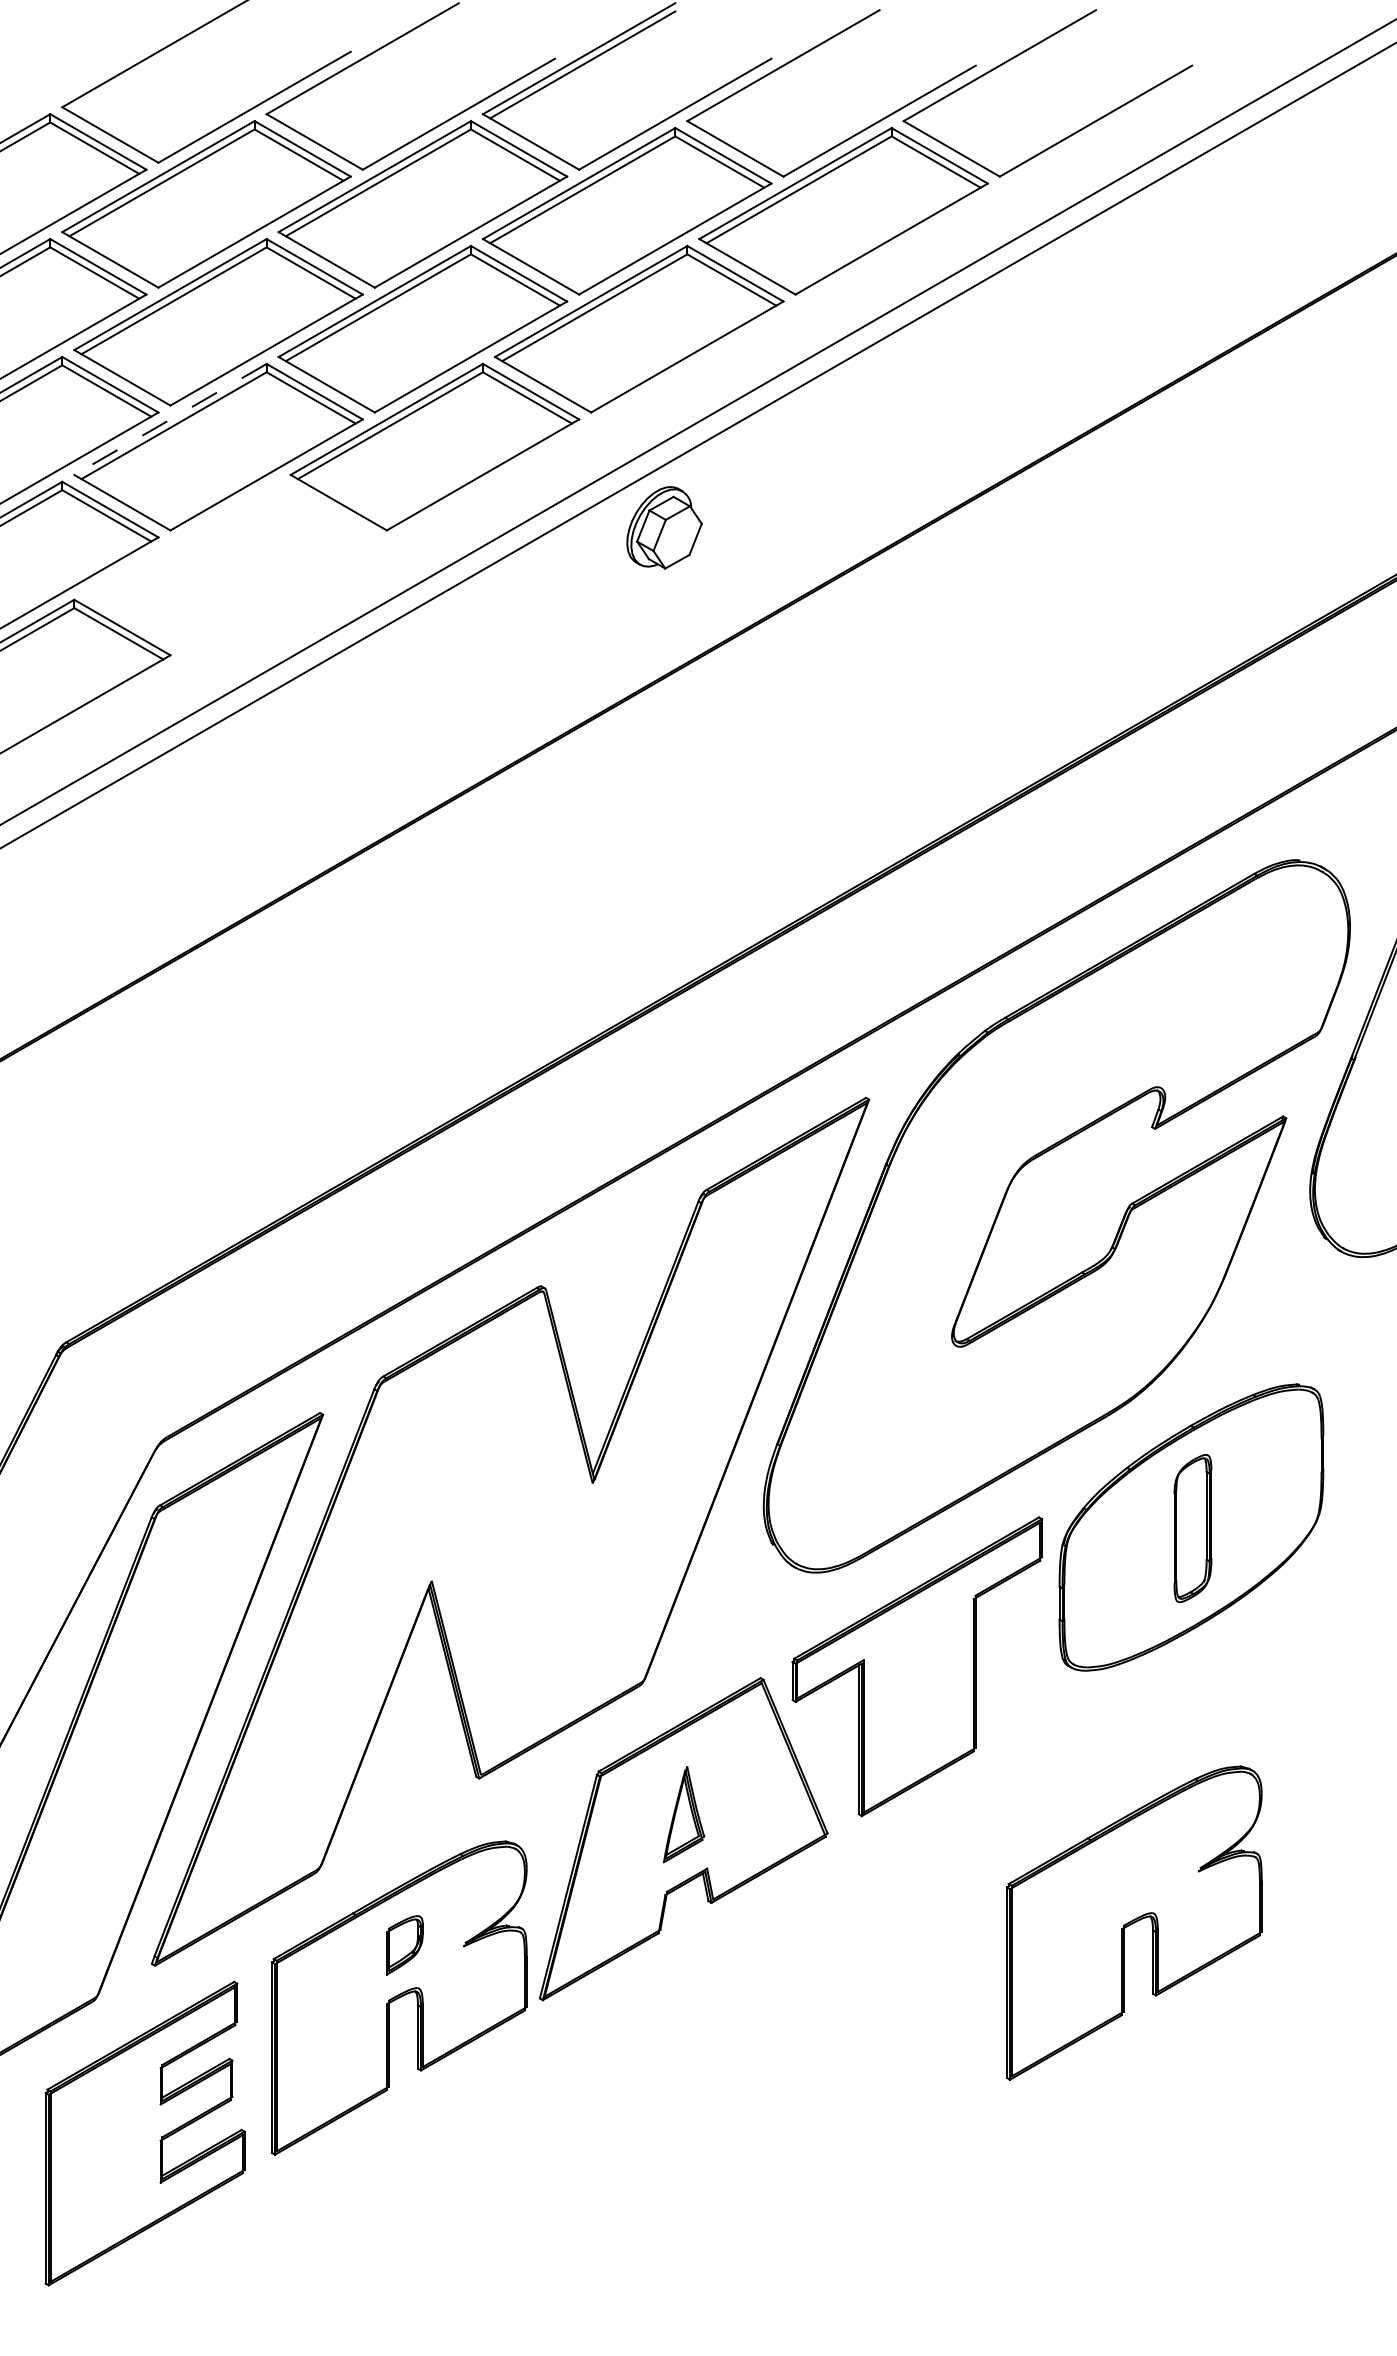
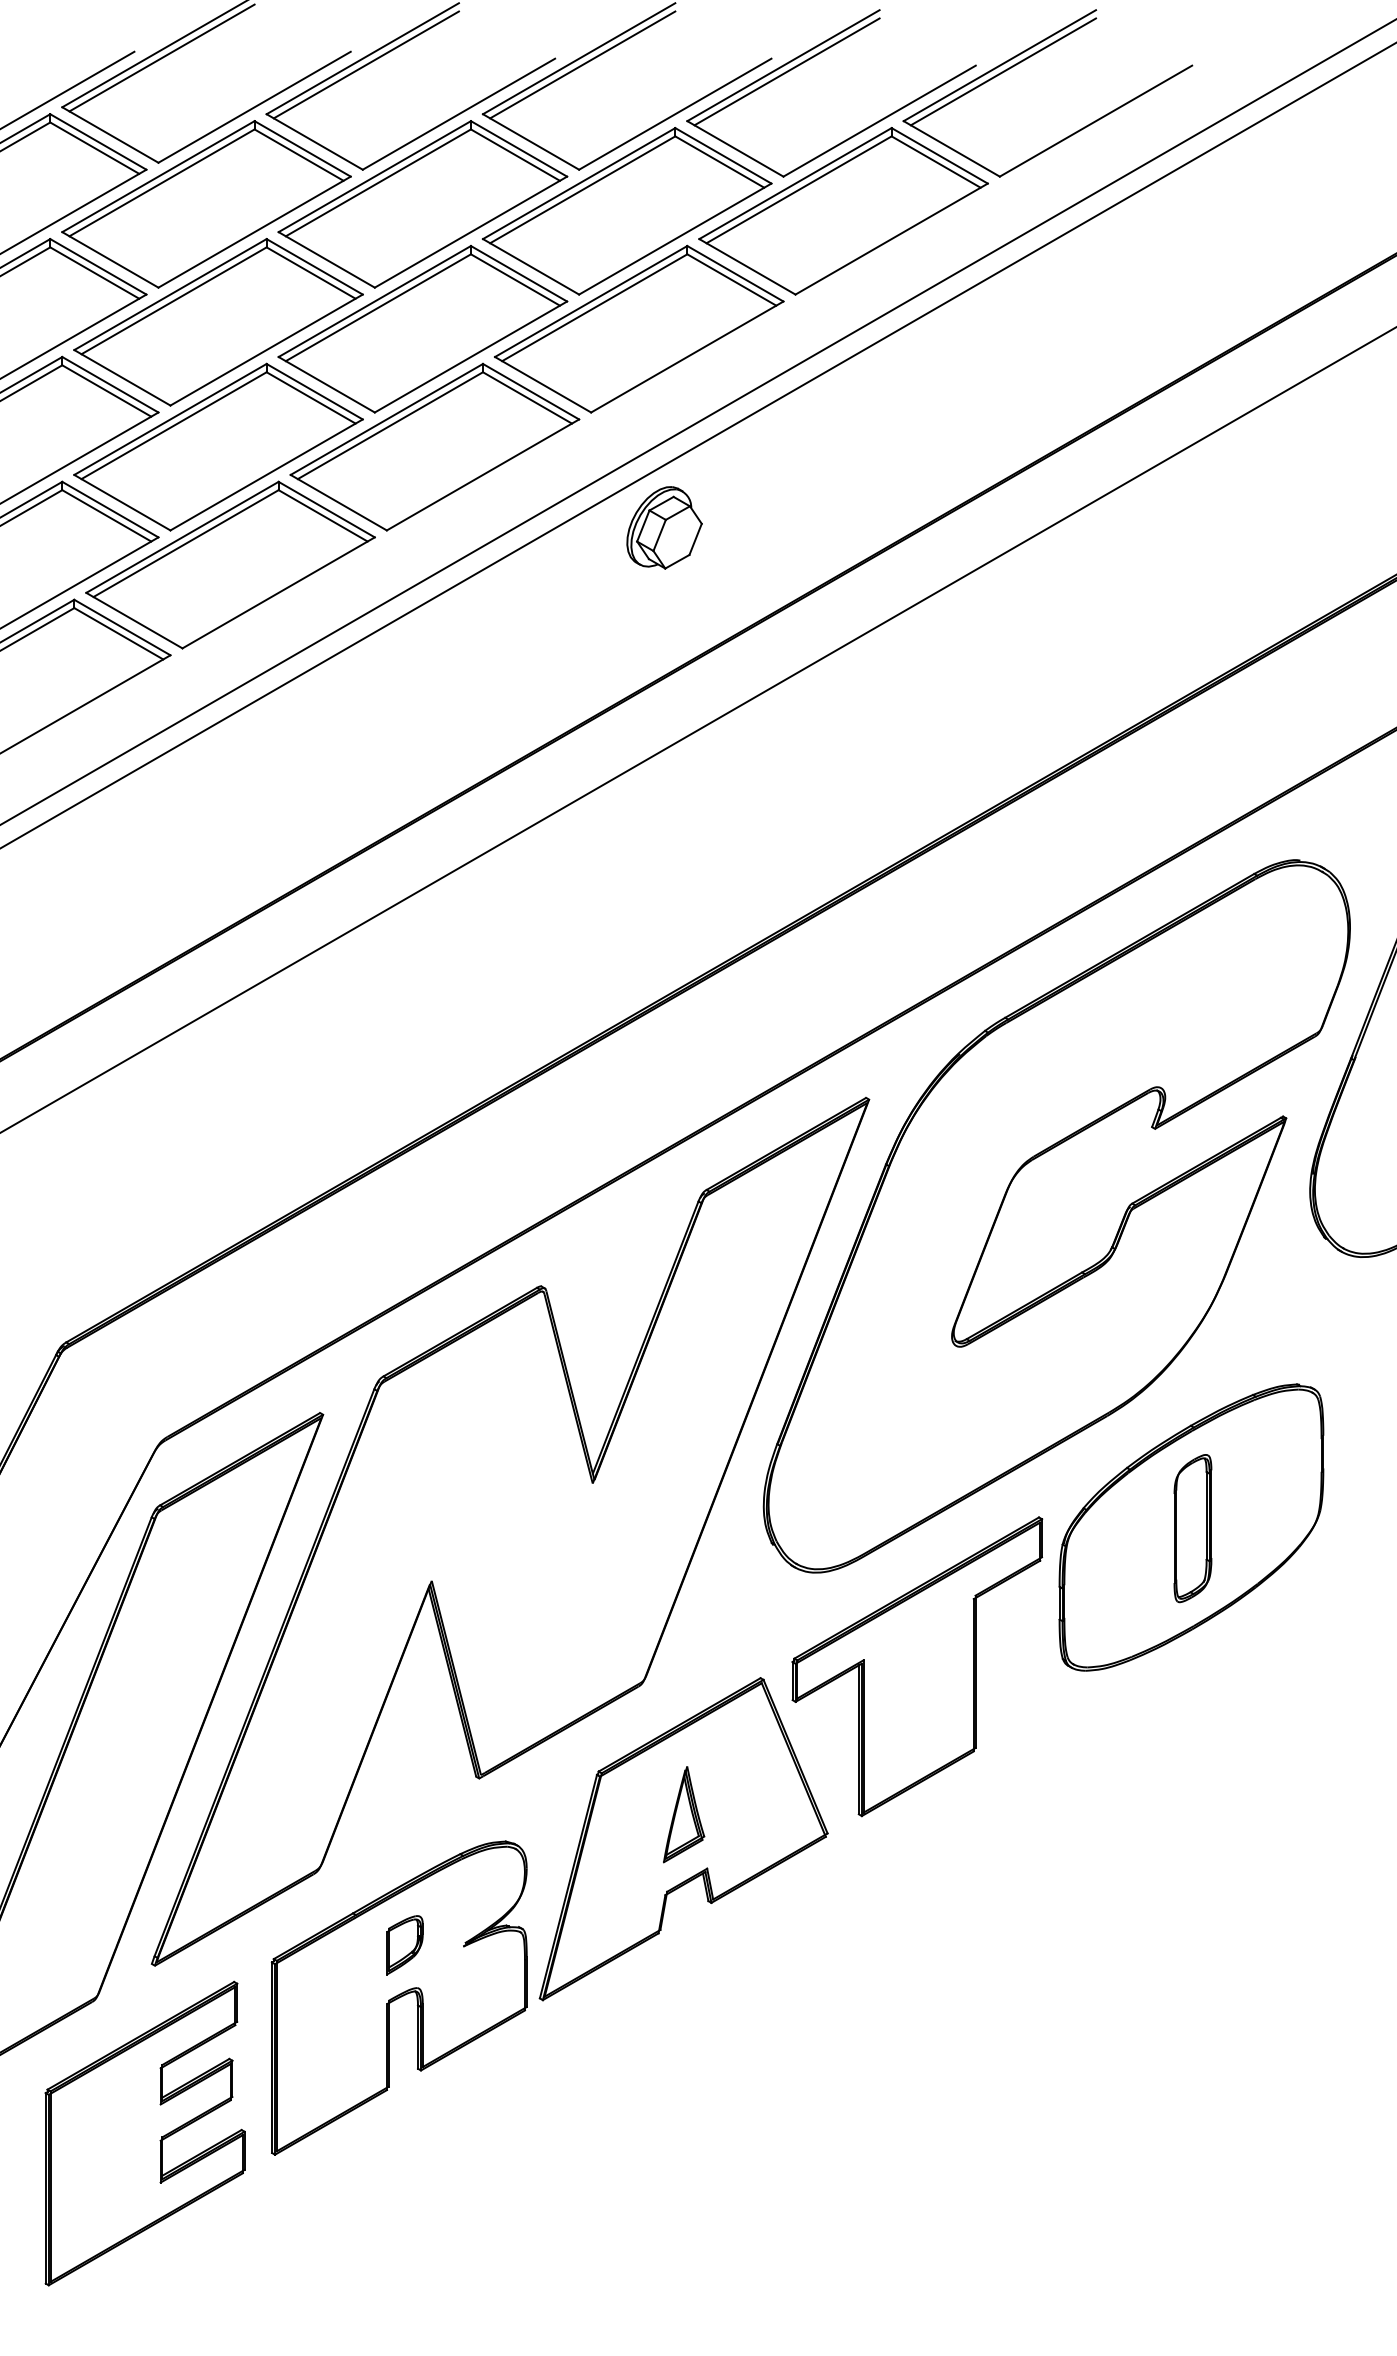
line: none -> present (161, 57)
line: none -> present (365, 64)
line: none -> present (786, 71)
line: none -> present (1003, 71)
line: none -> present (68, 89)
line: dashed -> solid (170, 419)
part: none -> present (230, 564)
line: none -> present (697, 730)
part: present -> none (1133, 1922)
